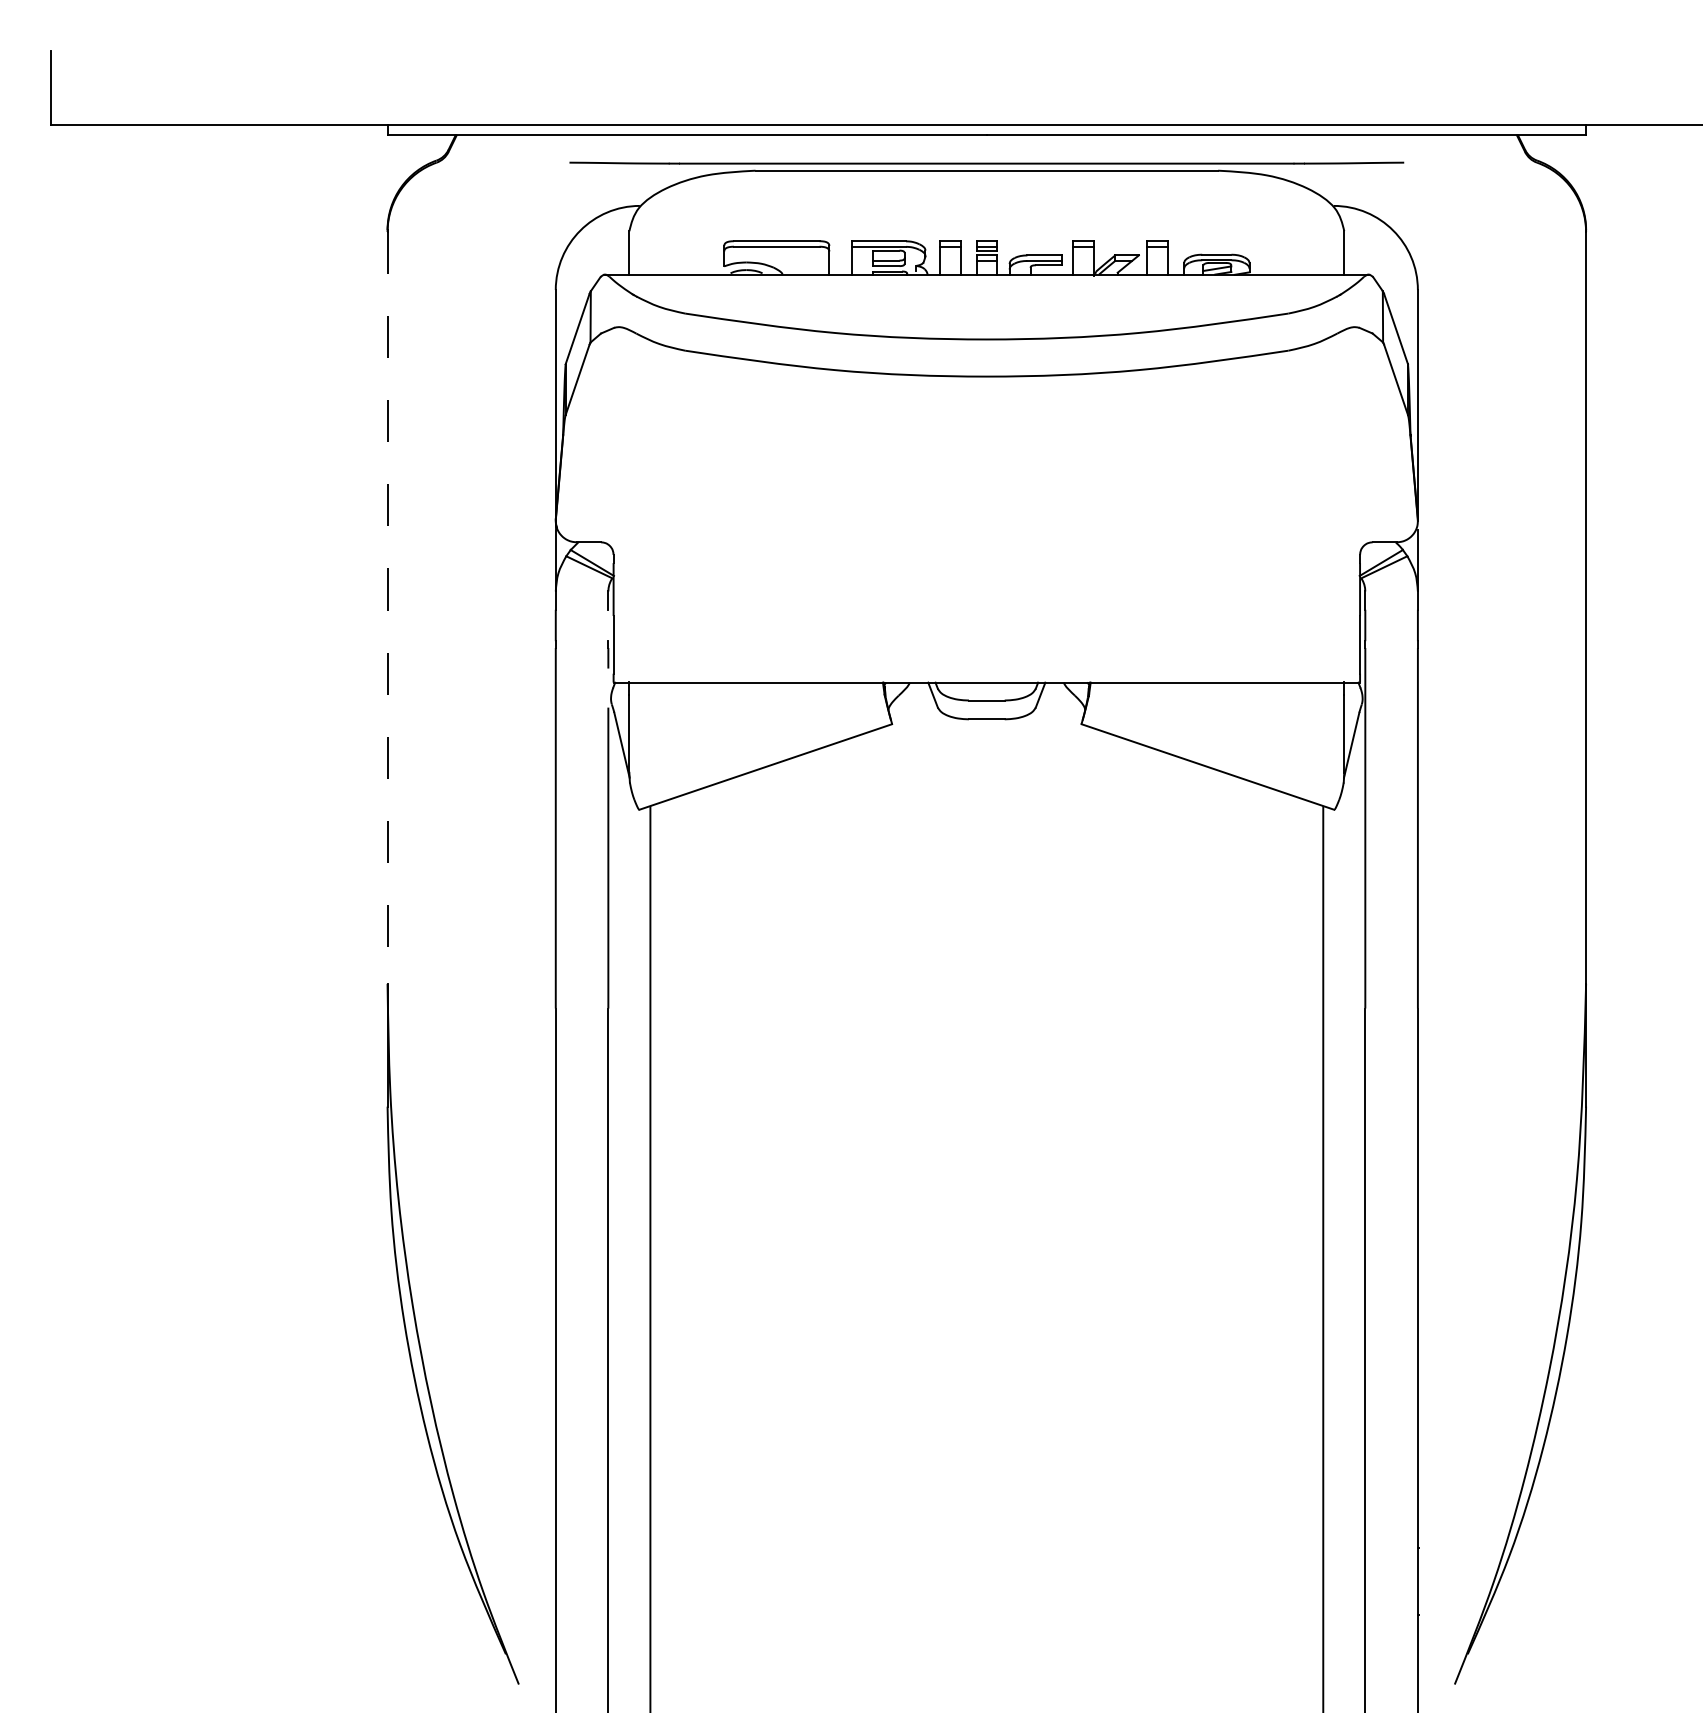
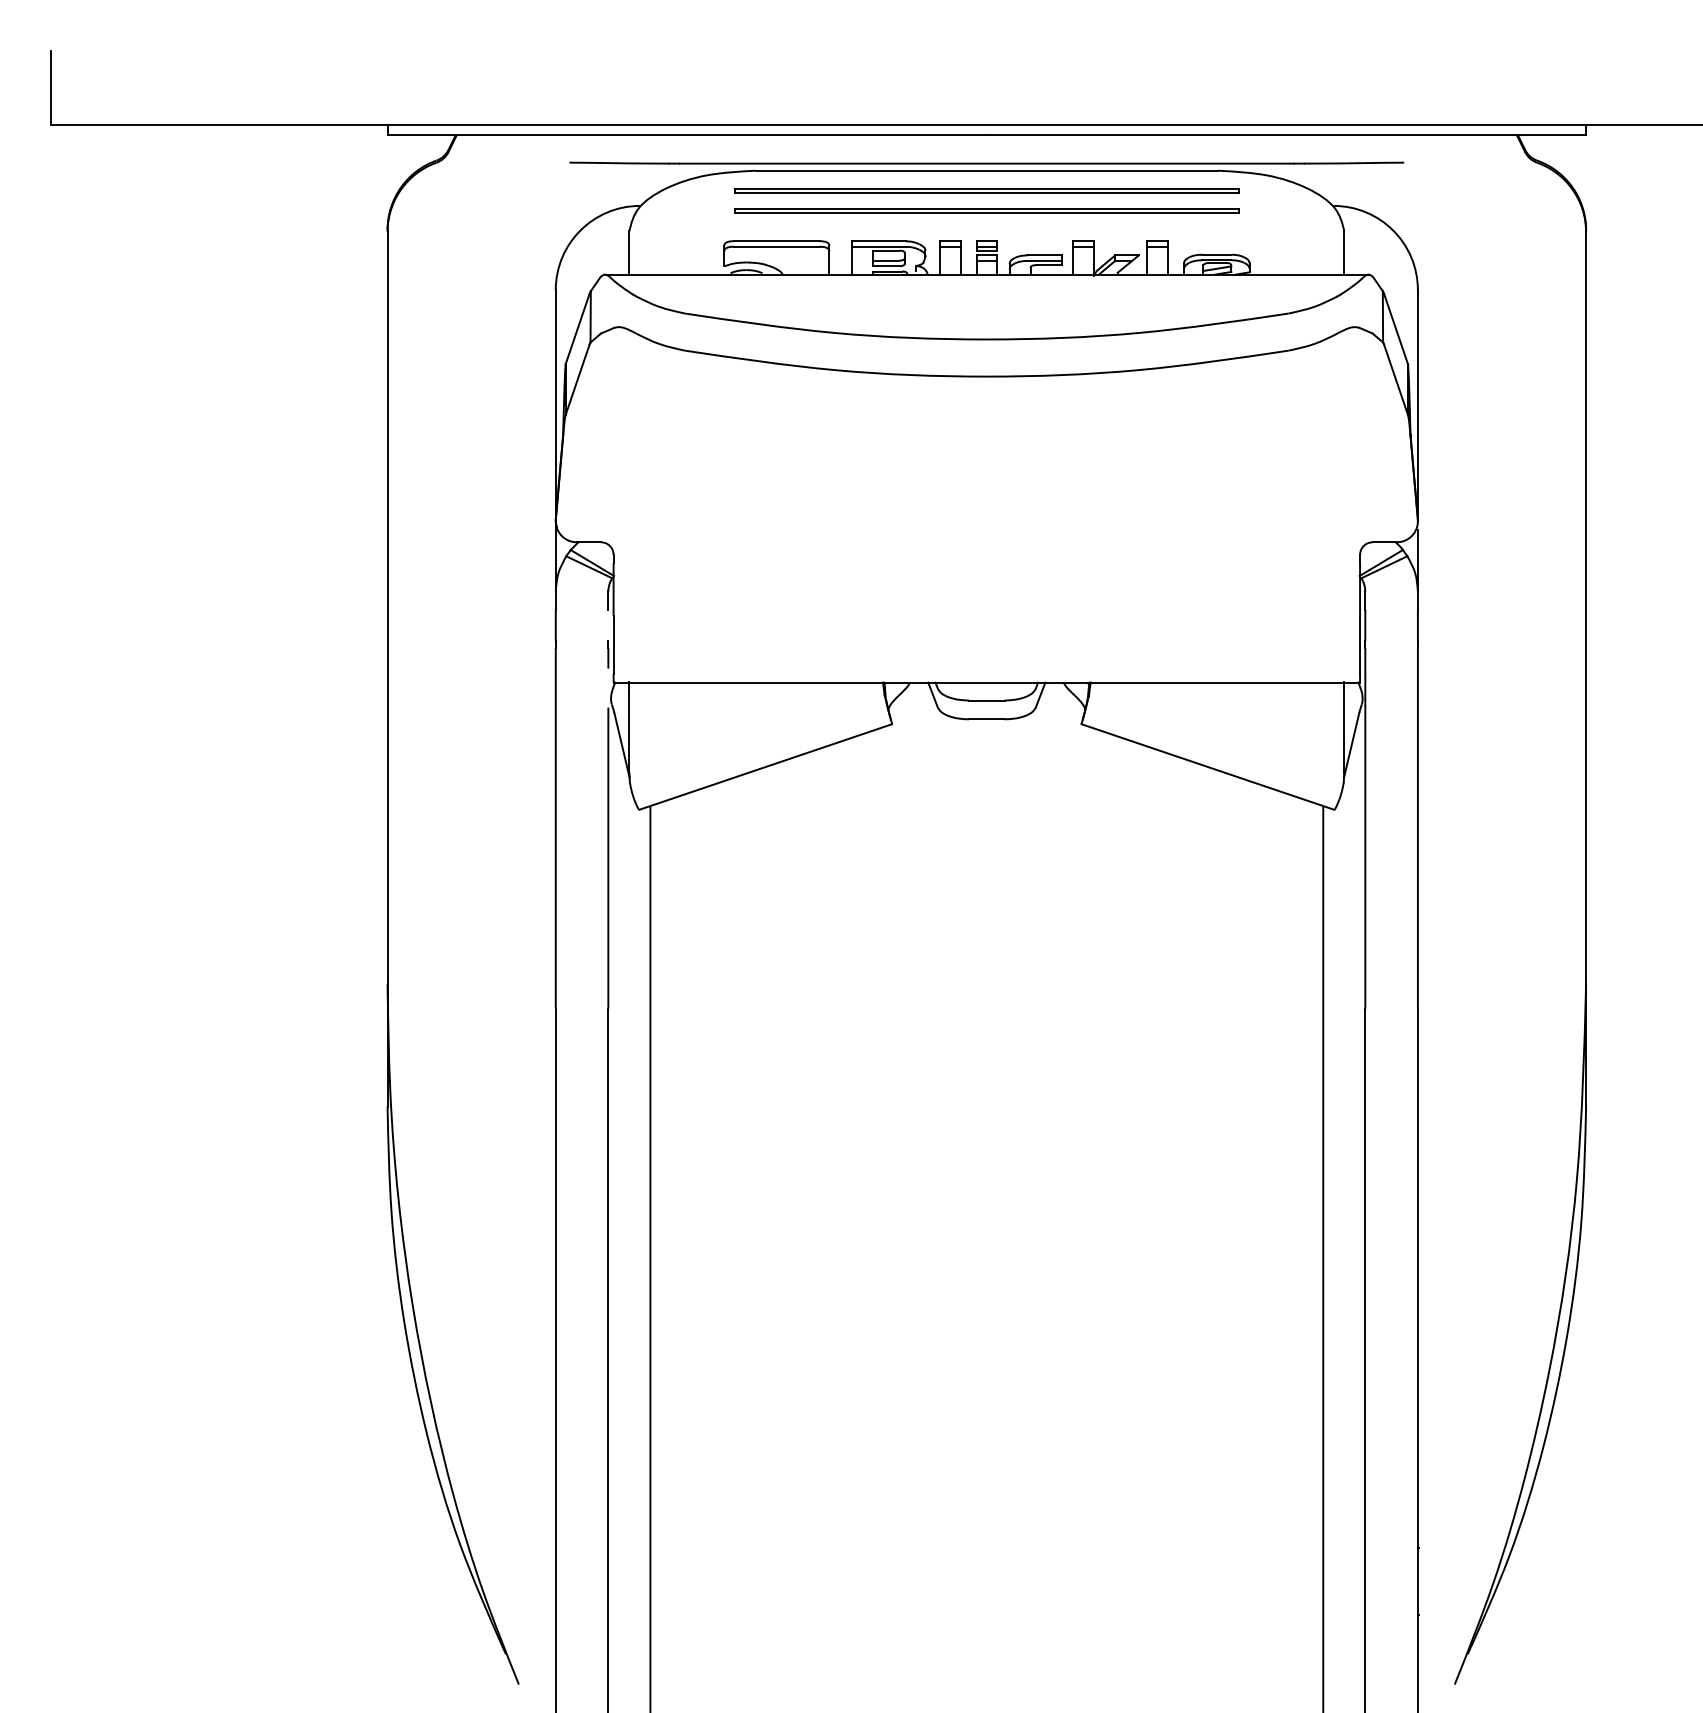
part: none -> present (986, 190)
part: none -> present (986, 210)
line: dashed -> solid (387, 607)
